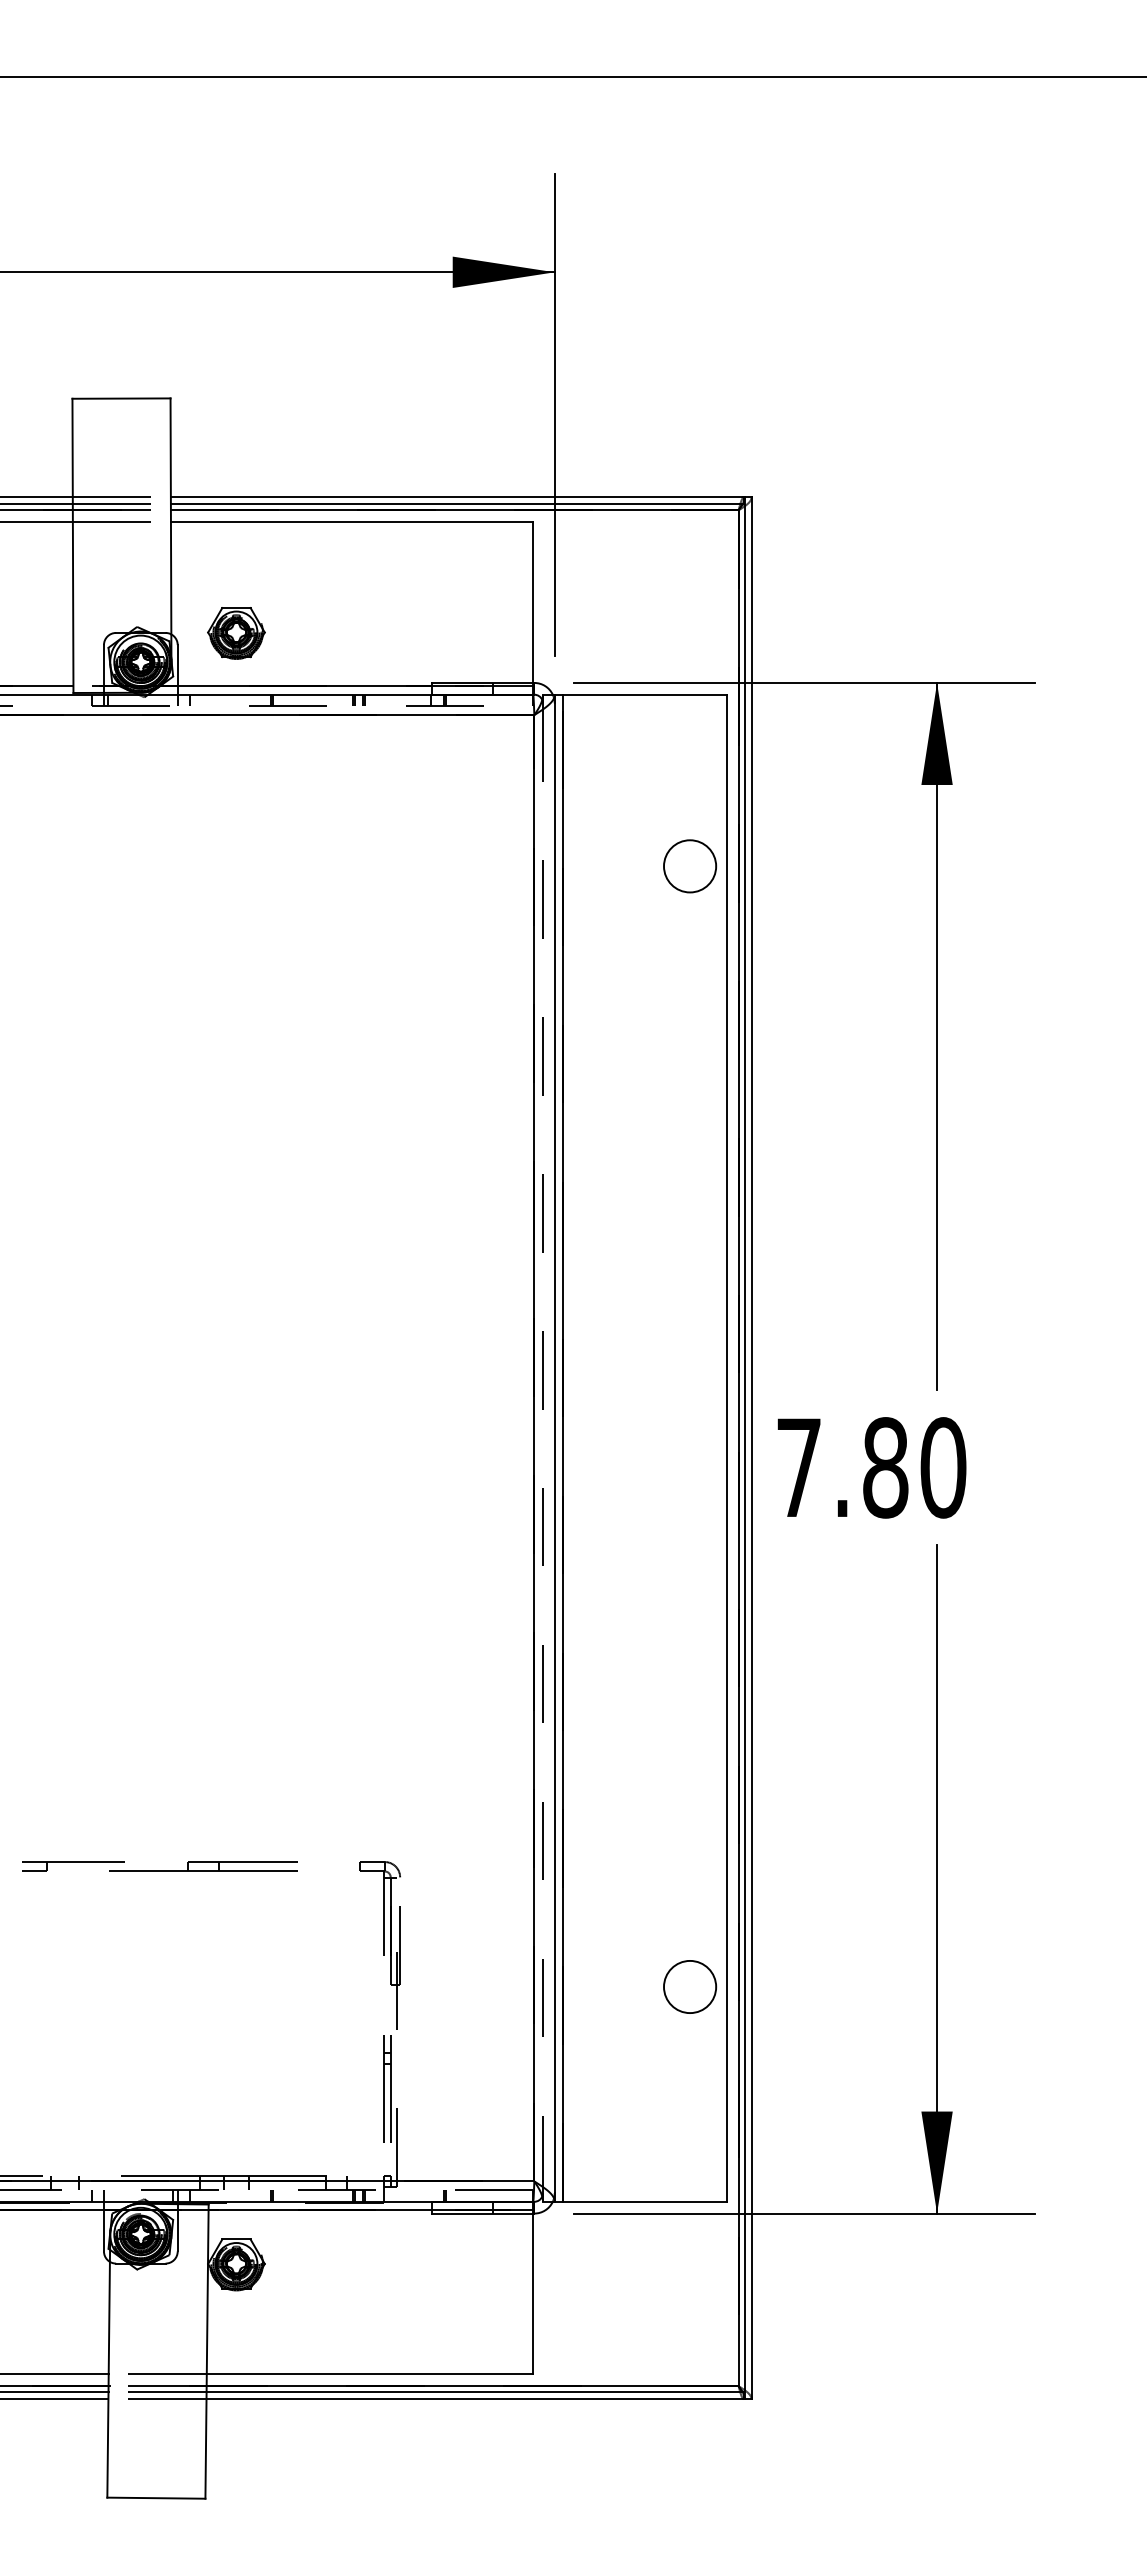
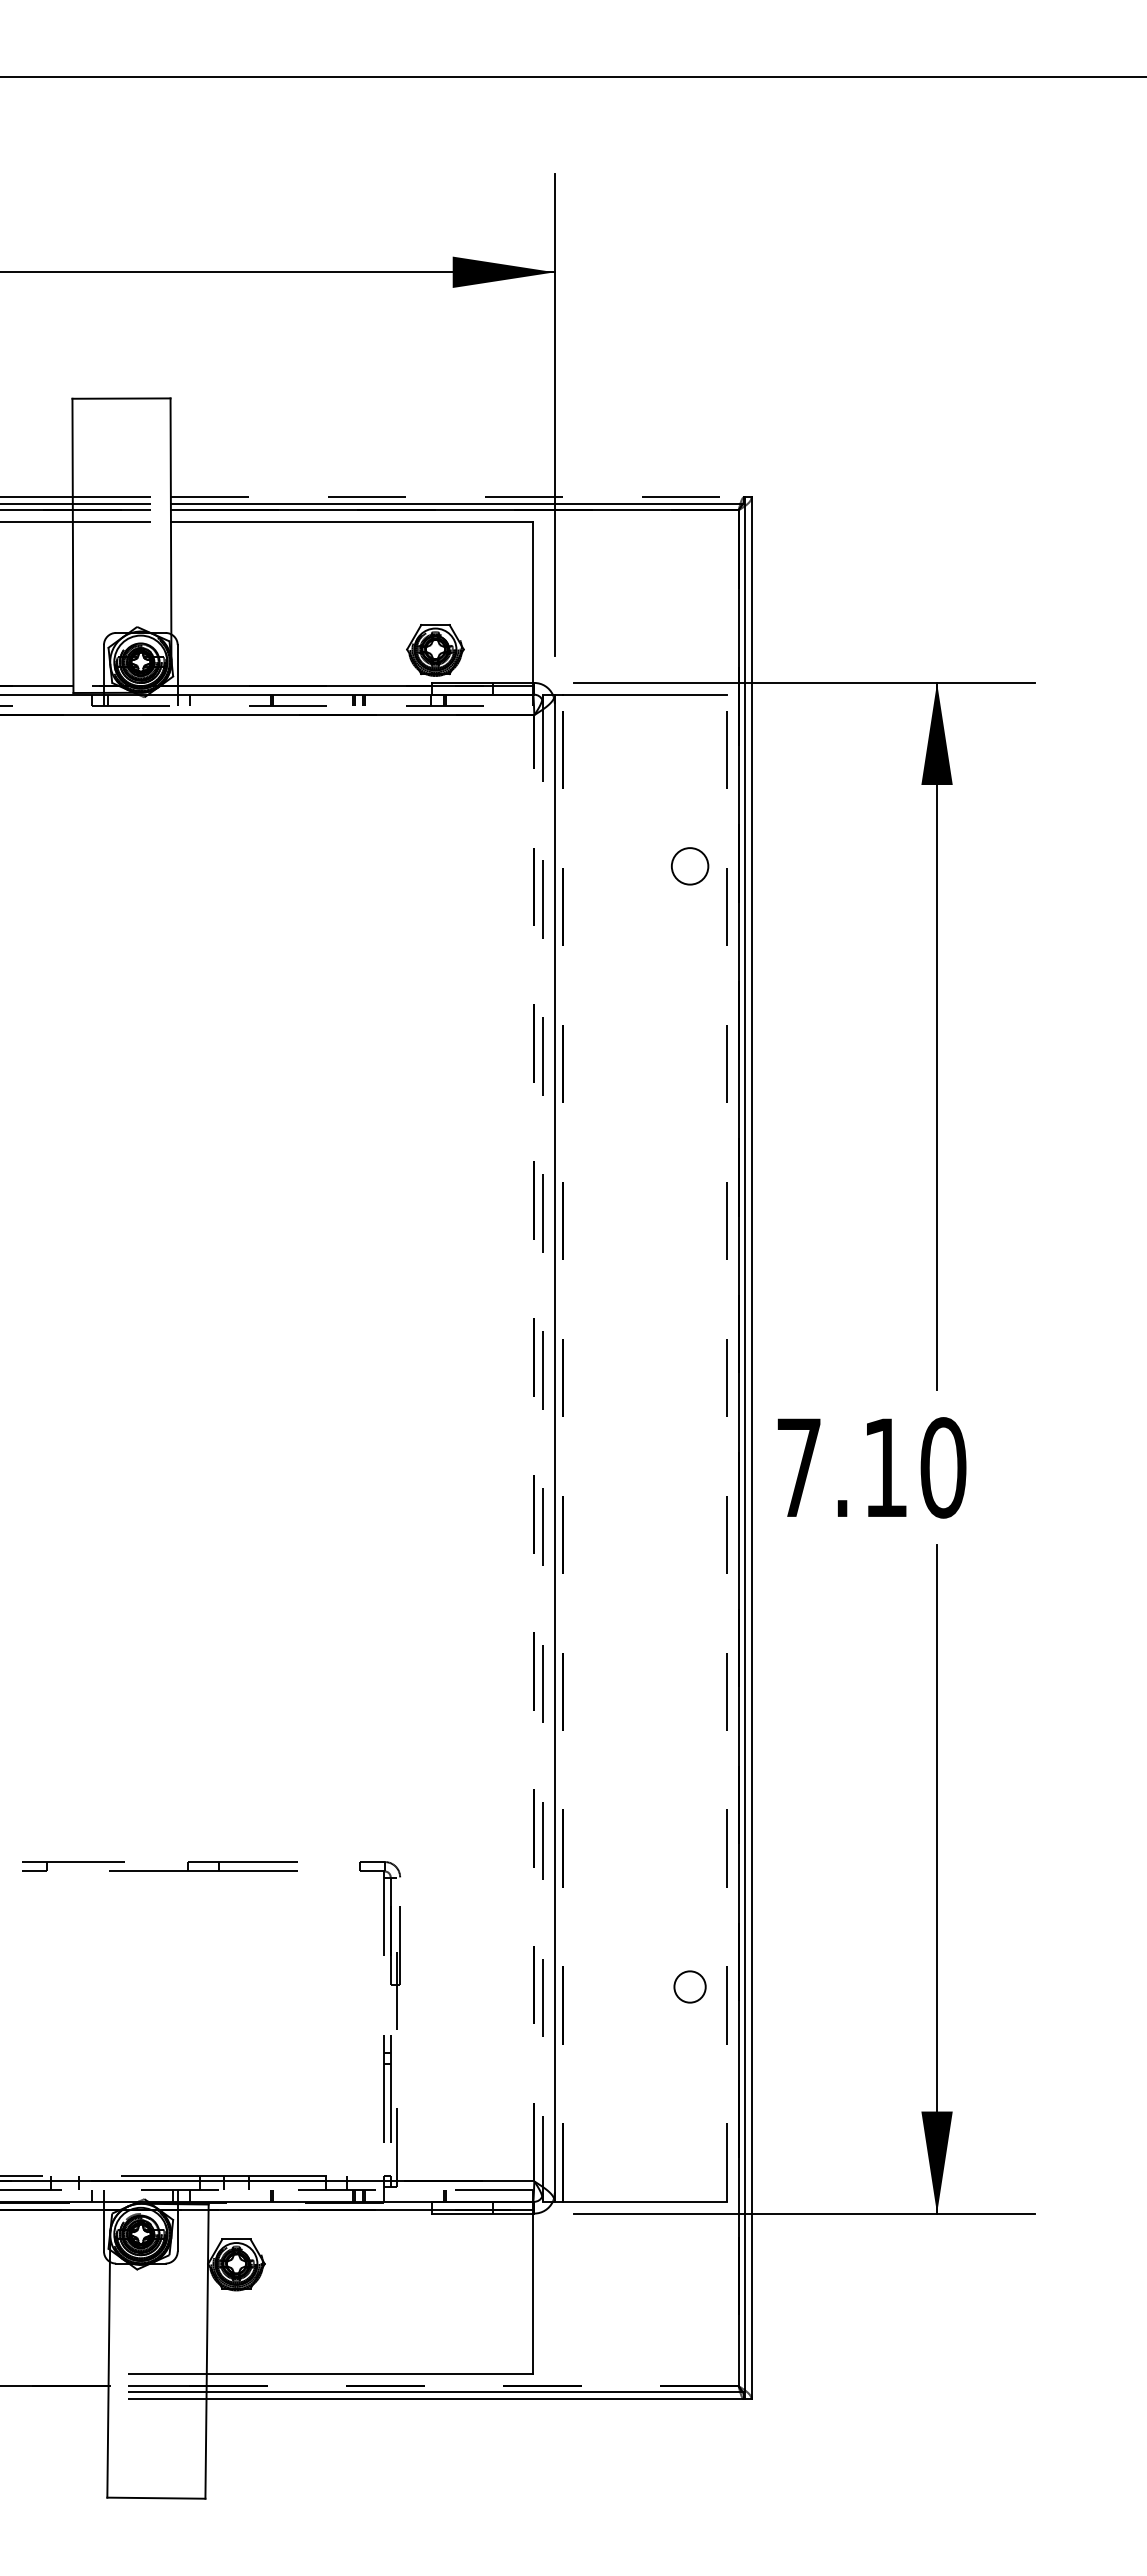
line: solid -> dashed (457, 497)
part position: (236, 633) -> (435, 650) (435, 650)
circle diameter: 52 px -> 37 px (689, 866)
line: solid -> dashed (534, 1447)
line: solid -> dashed (563, 1448)
line: solid -> dashed (726, 1448)
text: 7.80 -> 7.10 (885, 1467)
circle diameter: 52 px -> 31 px (689, 1986)
line: present -> none (55, 2374)
line: solid -> dashed (472, 2386)
line: present -> none (55, 2392)
line: present -> none (55, 2399)
